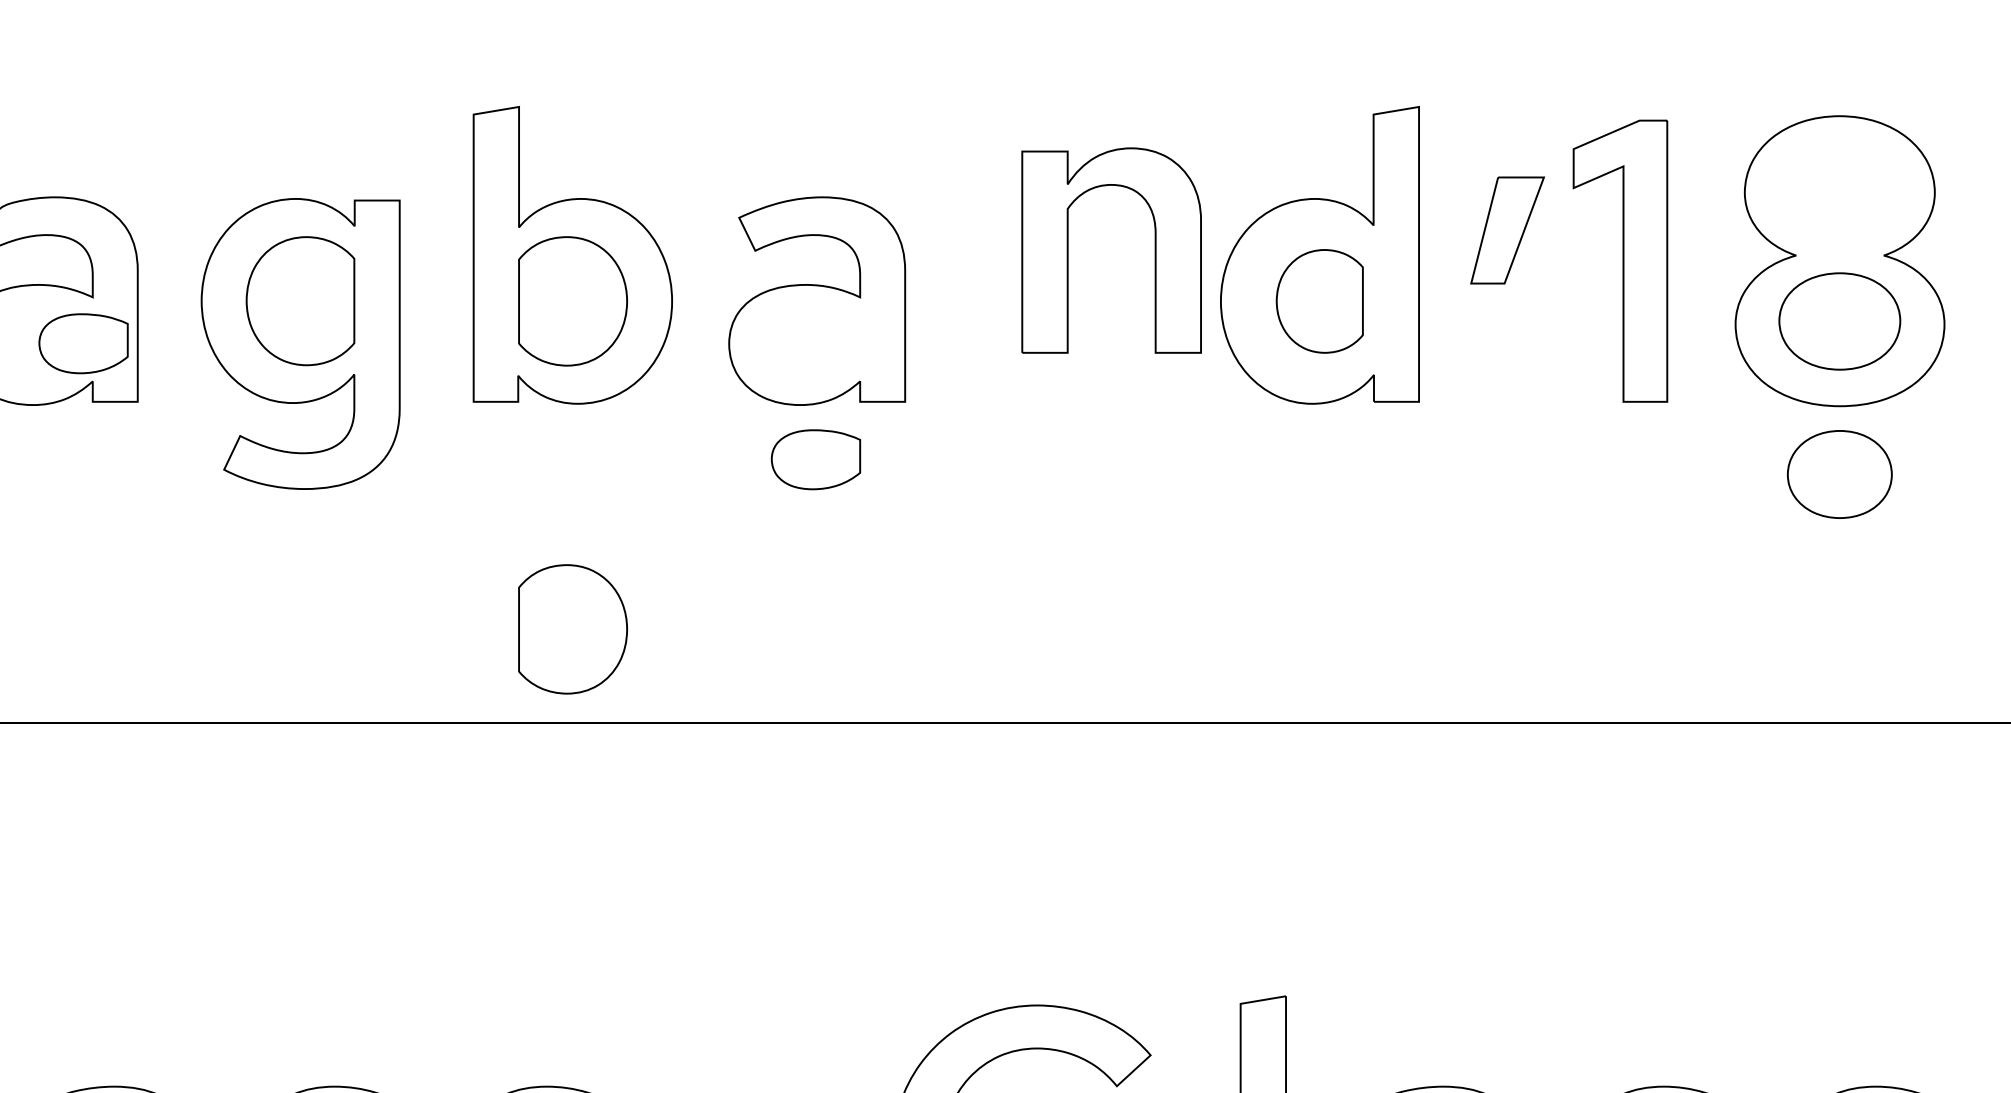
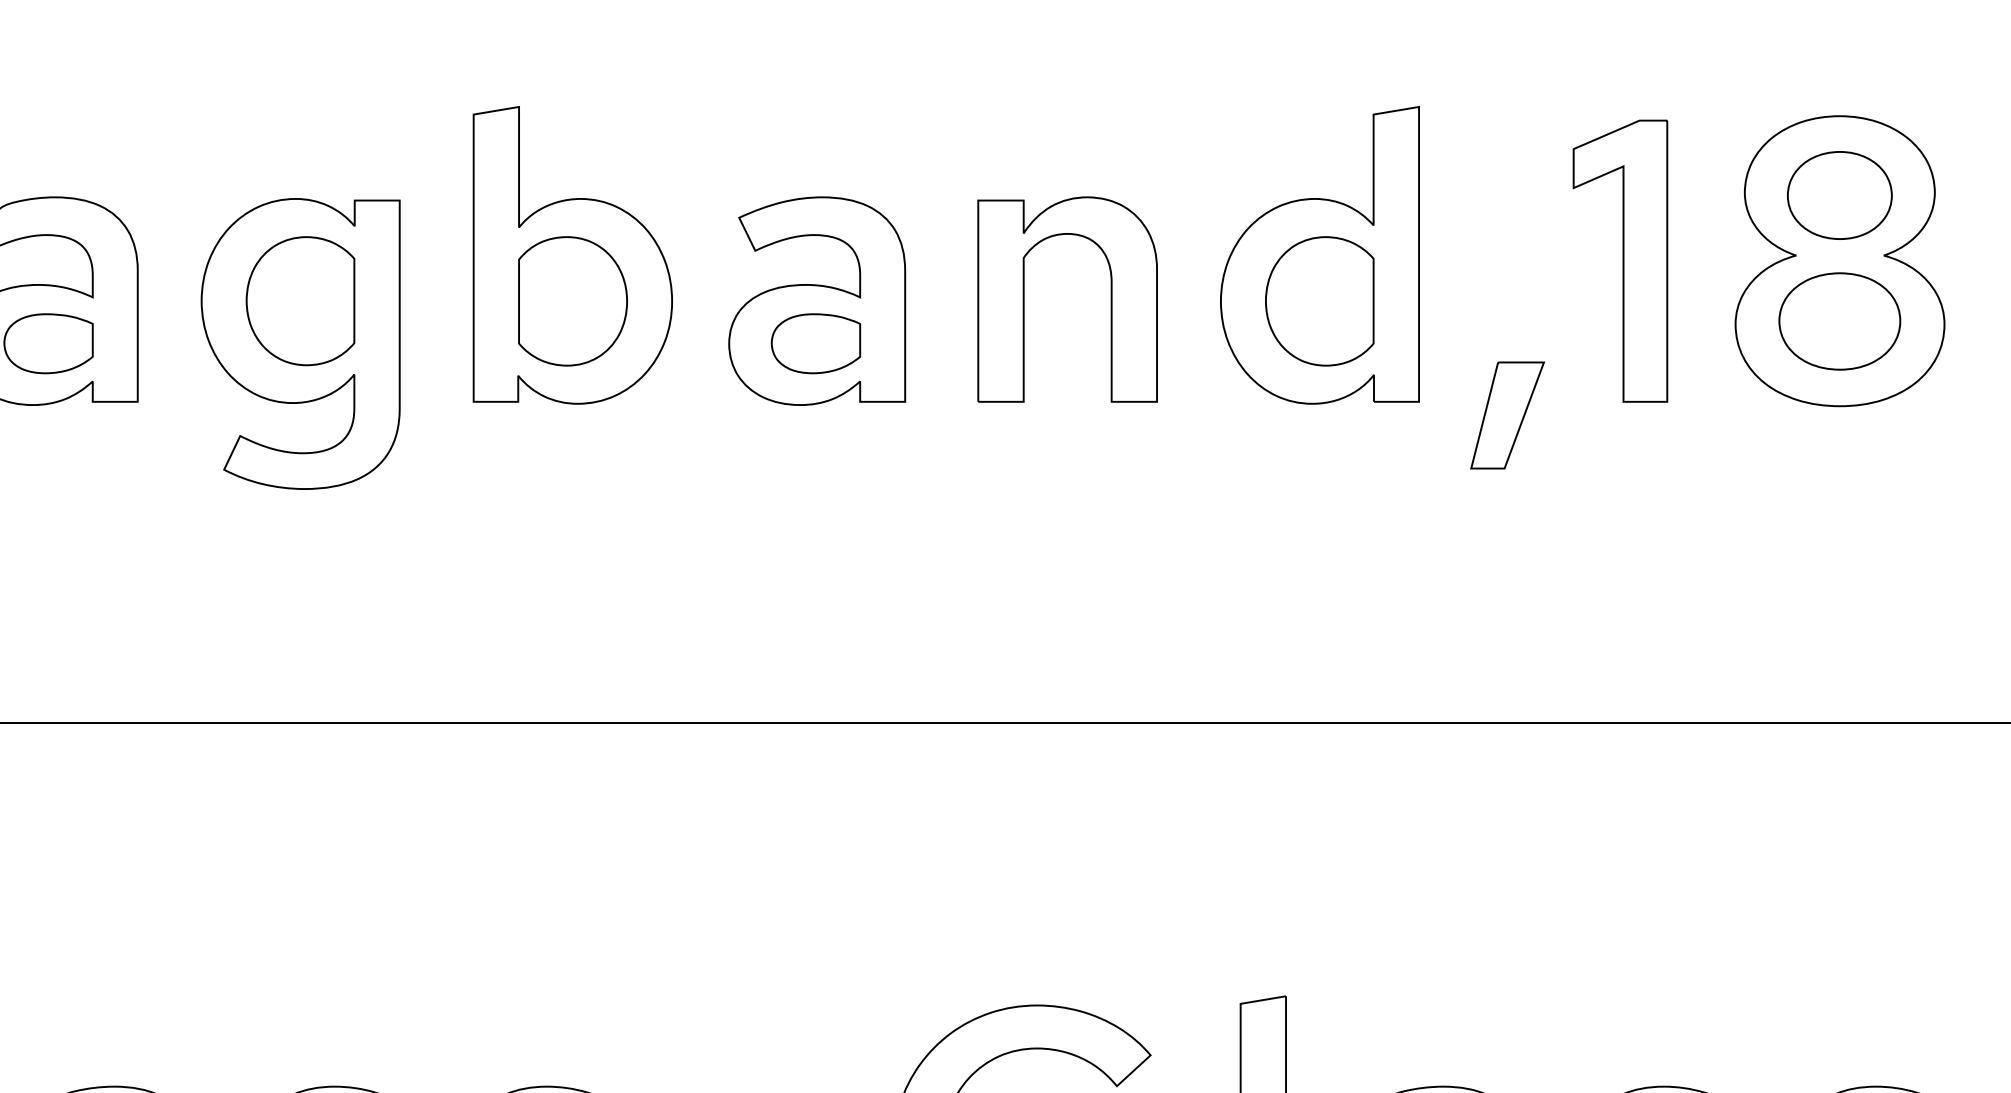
part position: (1507, 230) -> (1507, 415) (1507, 415)
part position: (1068, 250) -> (1024, 299) (1024, 299)
part size: 89x105 px -> 110x131 px (1319, 301)
part position: (83, 343) -> (48, 343) (48, 343)
part position: (815, 459) -> (815, 343) (815, 343)
part position: (1839, 474) -> (1839, 195) (1839, 195)
part: present -> none (572, 629)
